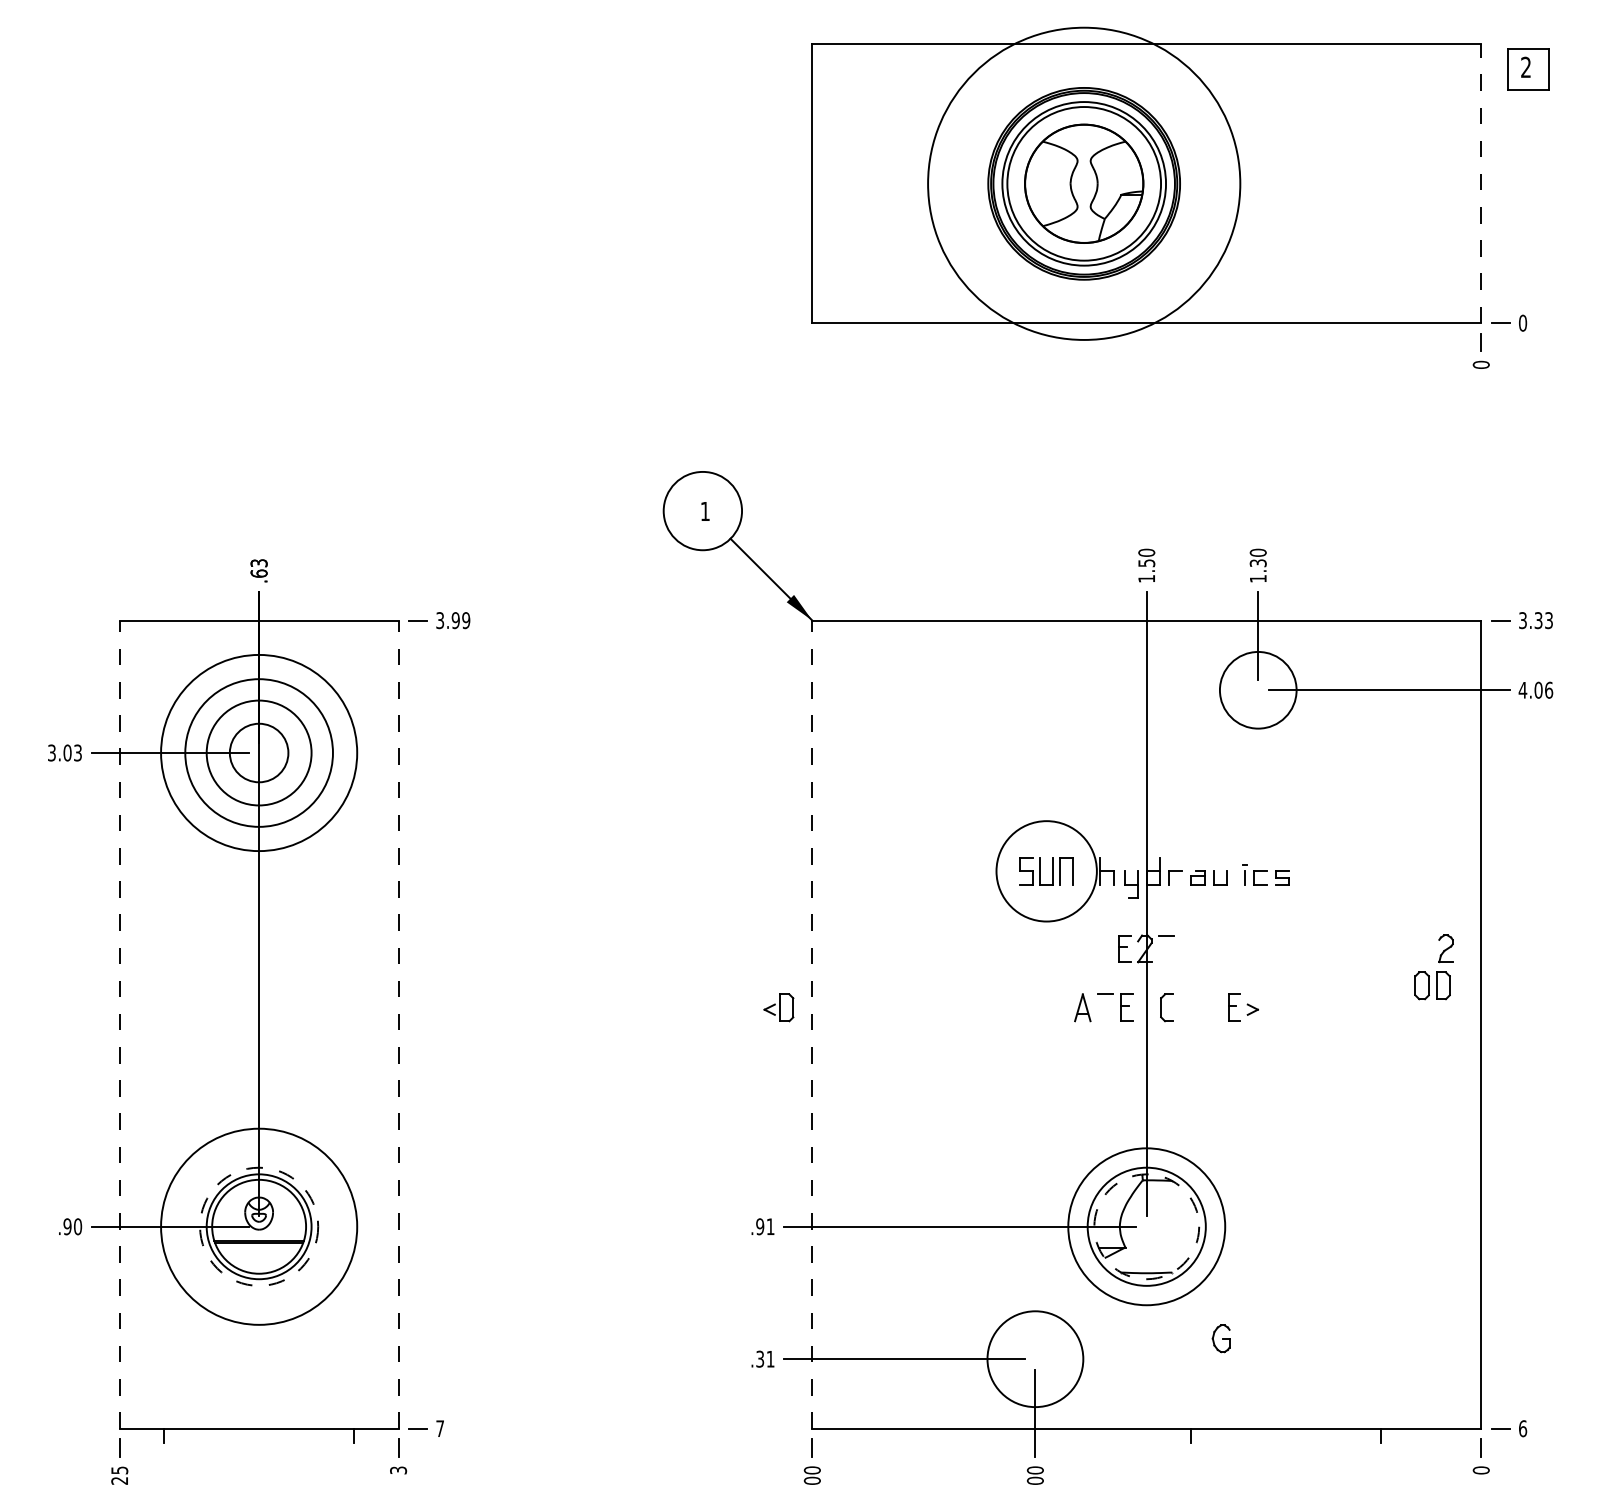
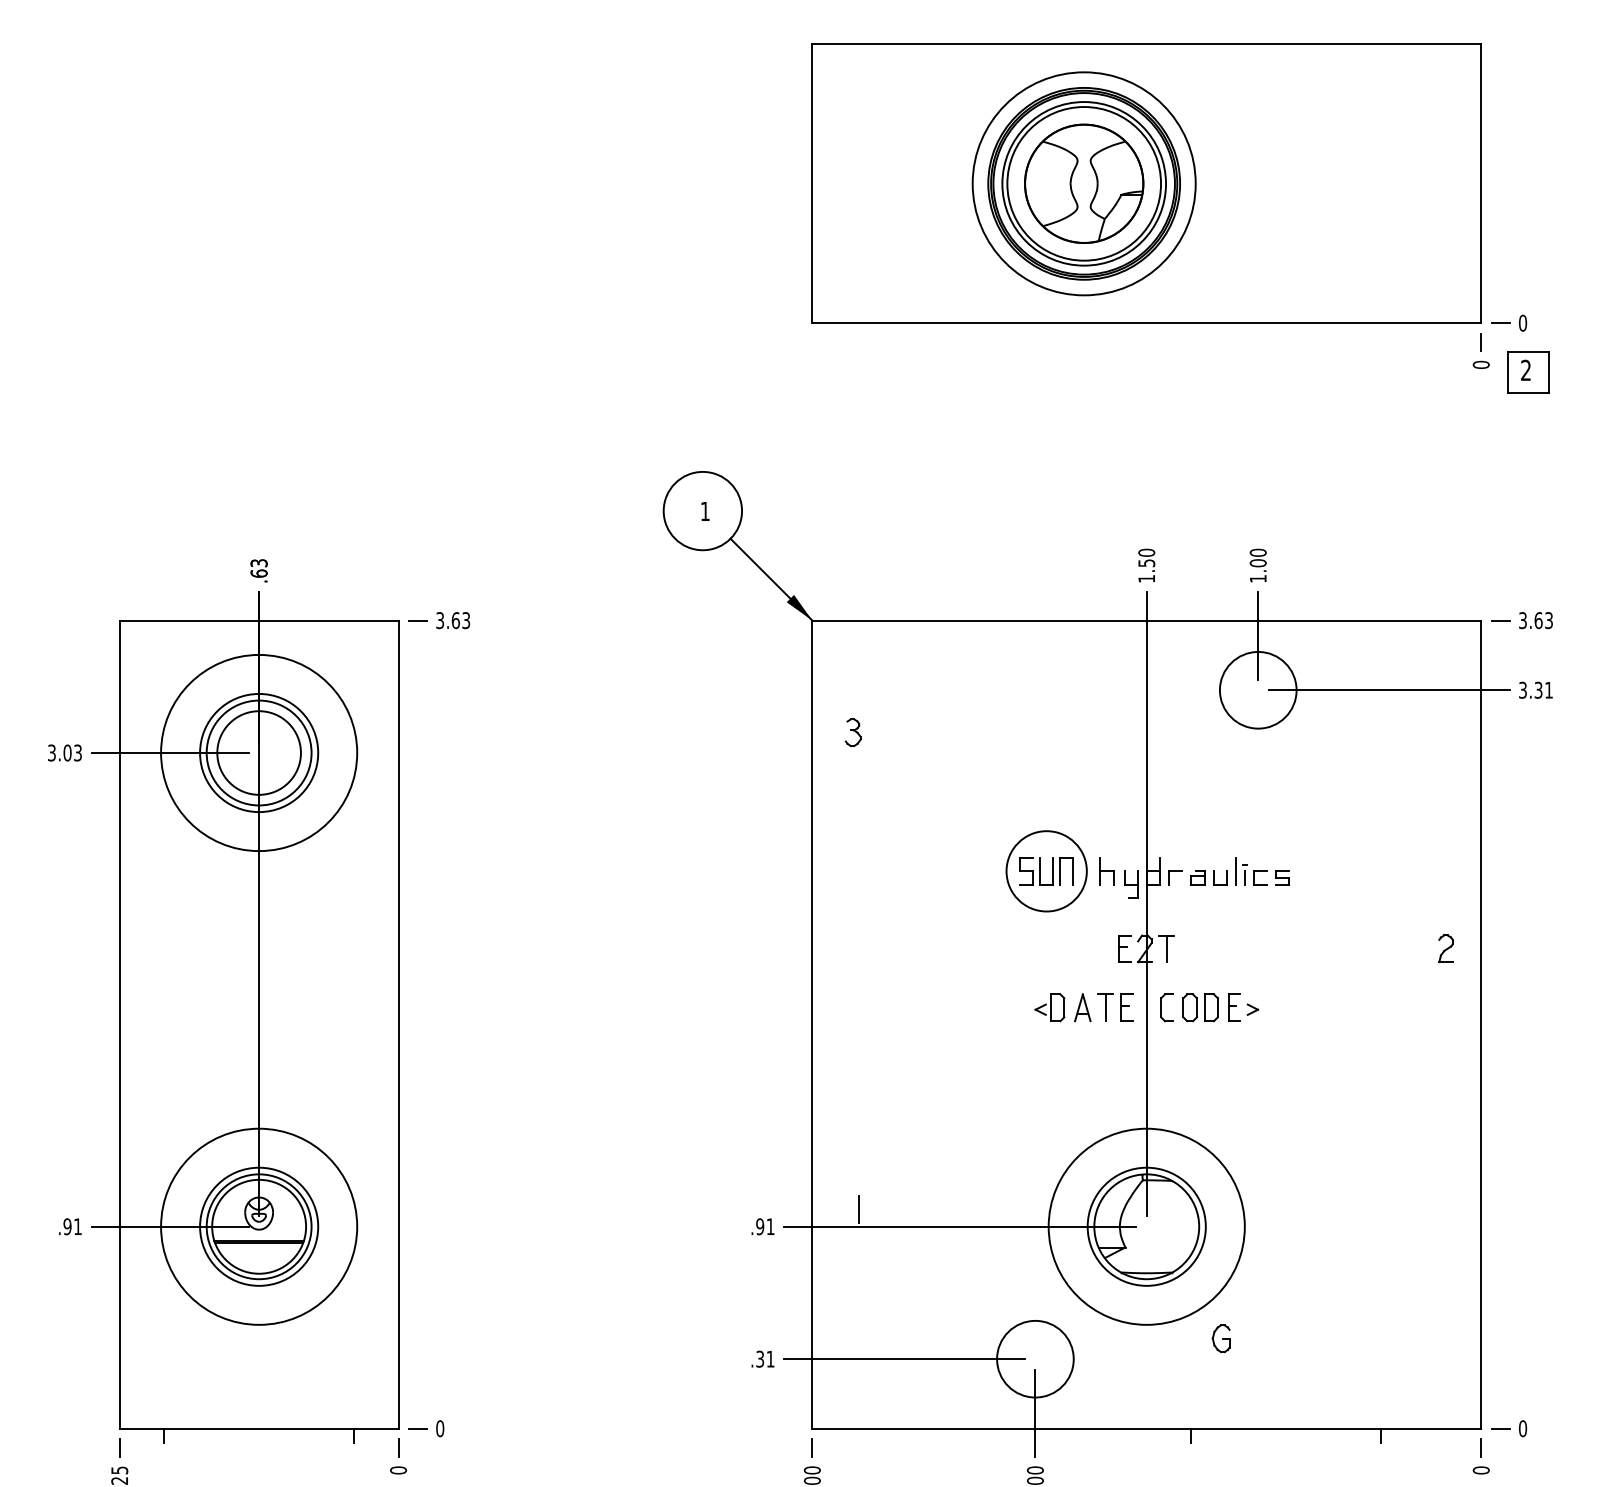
part position: (1528, 69) -> (1528, 372) (1528, 372)
circle diameter: 312 px -> 223 px (1083, 183)
line: dashed -> solid (1481, 183)
text: 1.30 -> 1.00 (1257, 563)
text: 3.99 -> 3.63 (460, 620)
text: 3.33 -> 3.63 (1538, 620)
text: 4.06 -> 3.31 (1535, 689)
part: none -> present (852, 732)
circle diameter: 148 px -> 118 px (259, 752)
circle diameter: 59 px -> 84 px (258, 752)
circle diameter: 100 px -> 80 px (1046, 871)
line: none -> present (1236, 871)
line: none -> present (1166, 948)
part position: (1432, 985) -> (1200, 1007) (1200, 1007)
part position: (778, 1007) -> (1049, 1007) (1049, 1007)
line: none -> present (1105, 1007)
line: dashed -> solid (119, 1024)
line: dashed -> solid (398, 1024)
line: dashed -> solid (812, 1024)
line: none -> present (859, 1209)
text: .90 -> .91 (78, 1226)
circle: dashed -> solid (259, 1226)
circle diameter: 157 px -> 196 px (1146, 1226)
circle: dashed -> solid (1146, 1226)
circle diameter: 96 px -> 77 px (1035, 1358)
text: 7 -> 0 (440, 1428)
text: 6 -> 0 (1523, 1428)
text: 3 -> 0 (398, 1470)
